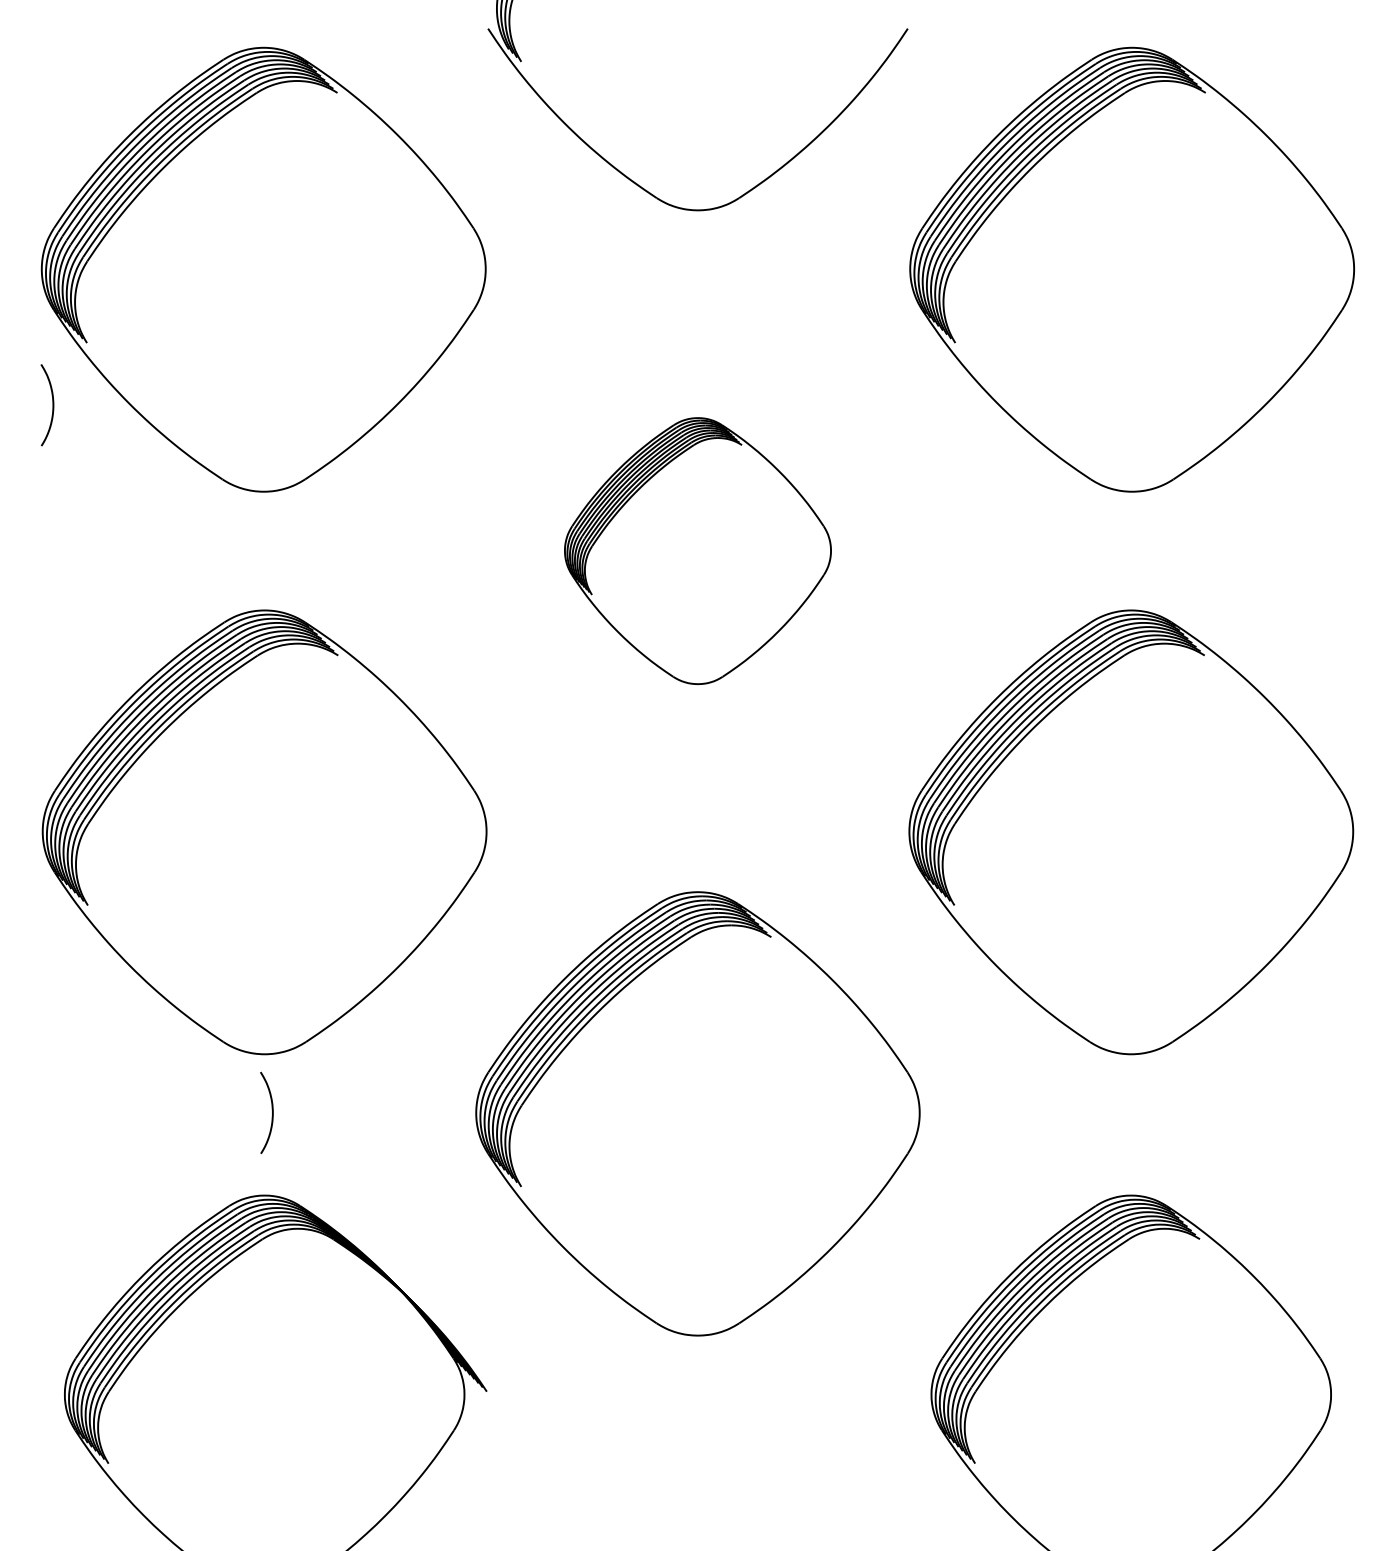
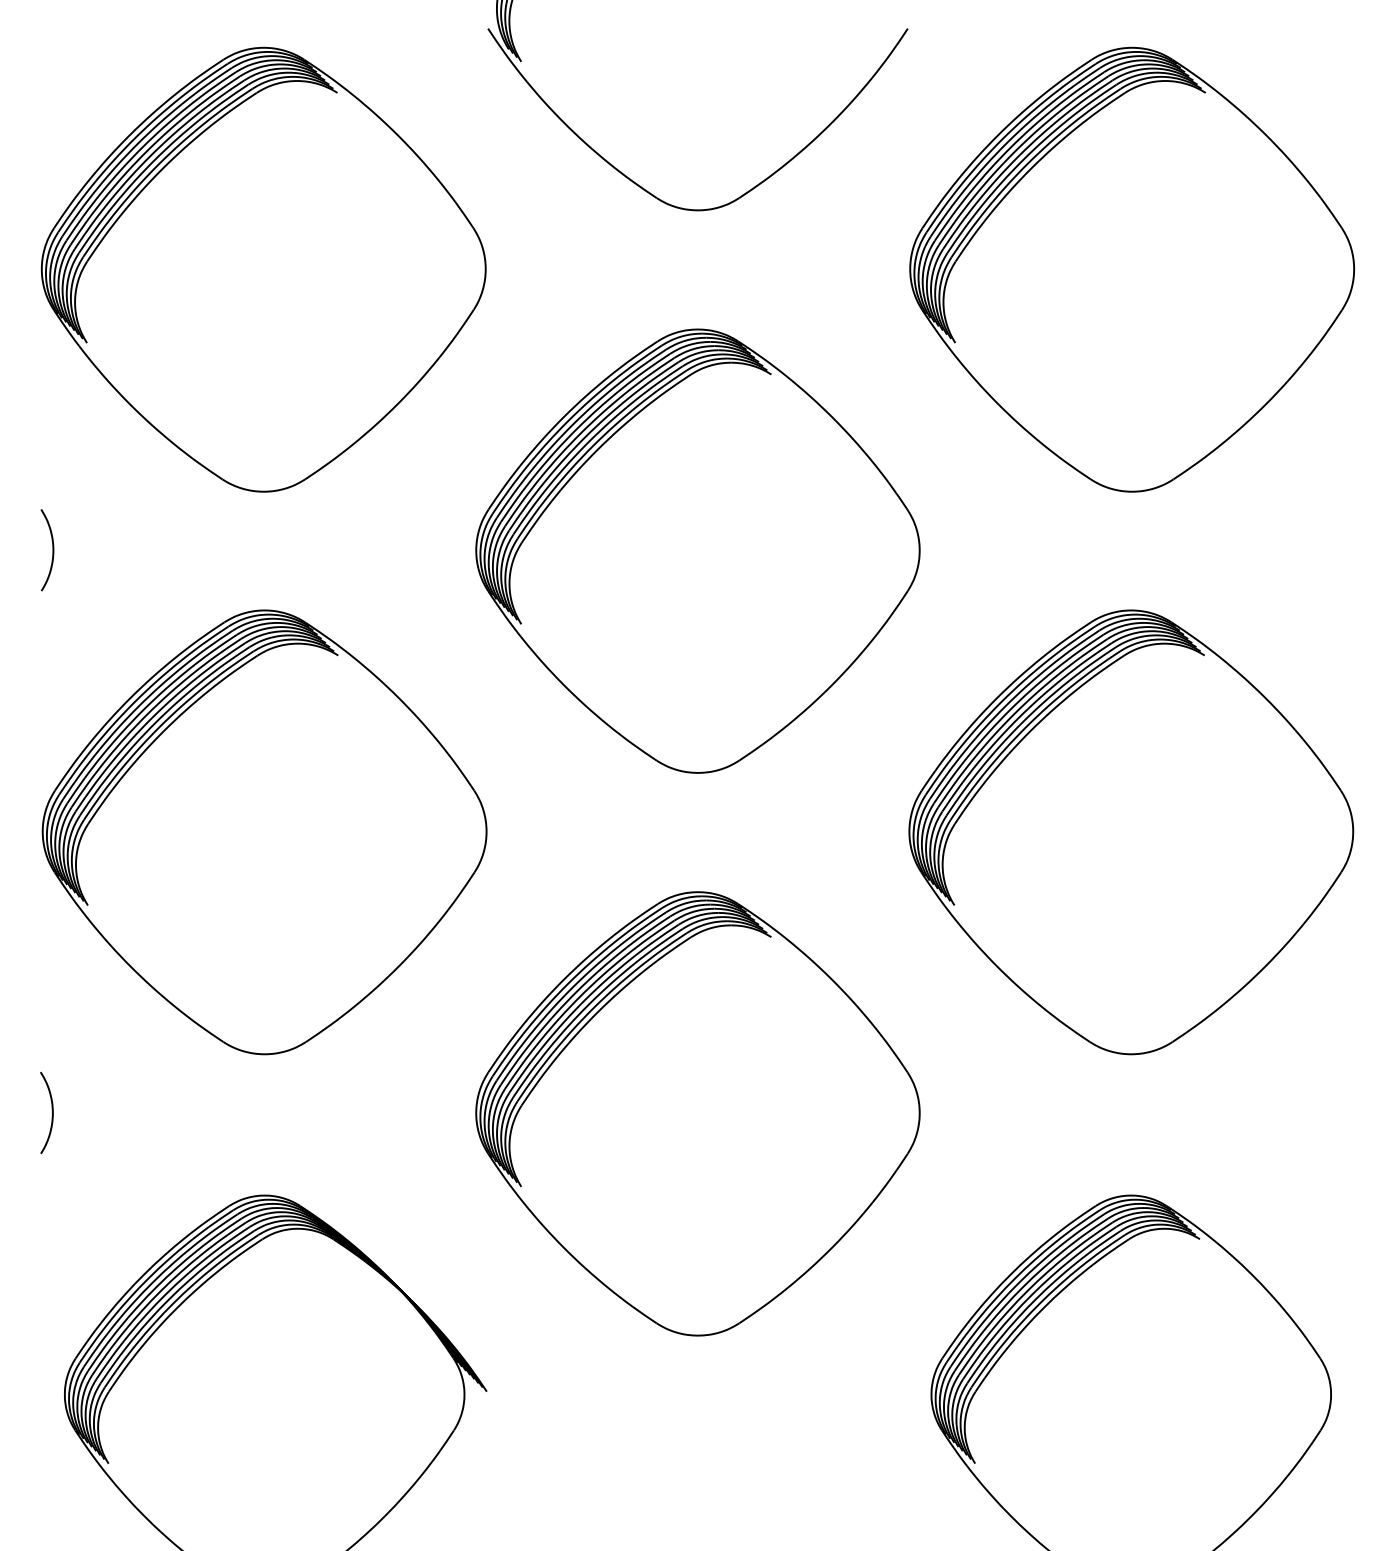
curve position: (52, 405) -> (52, 550) (52, 550)
part size: 268x268 px -> 446x446 px (697, 550)
curve position: (271, 1109) -> (51, 1109) (51, 1109)
